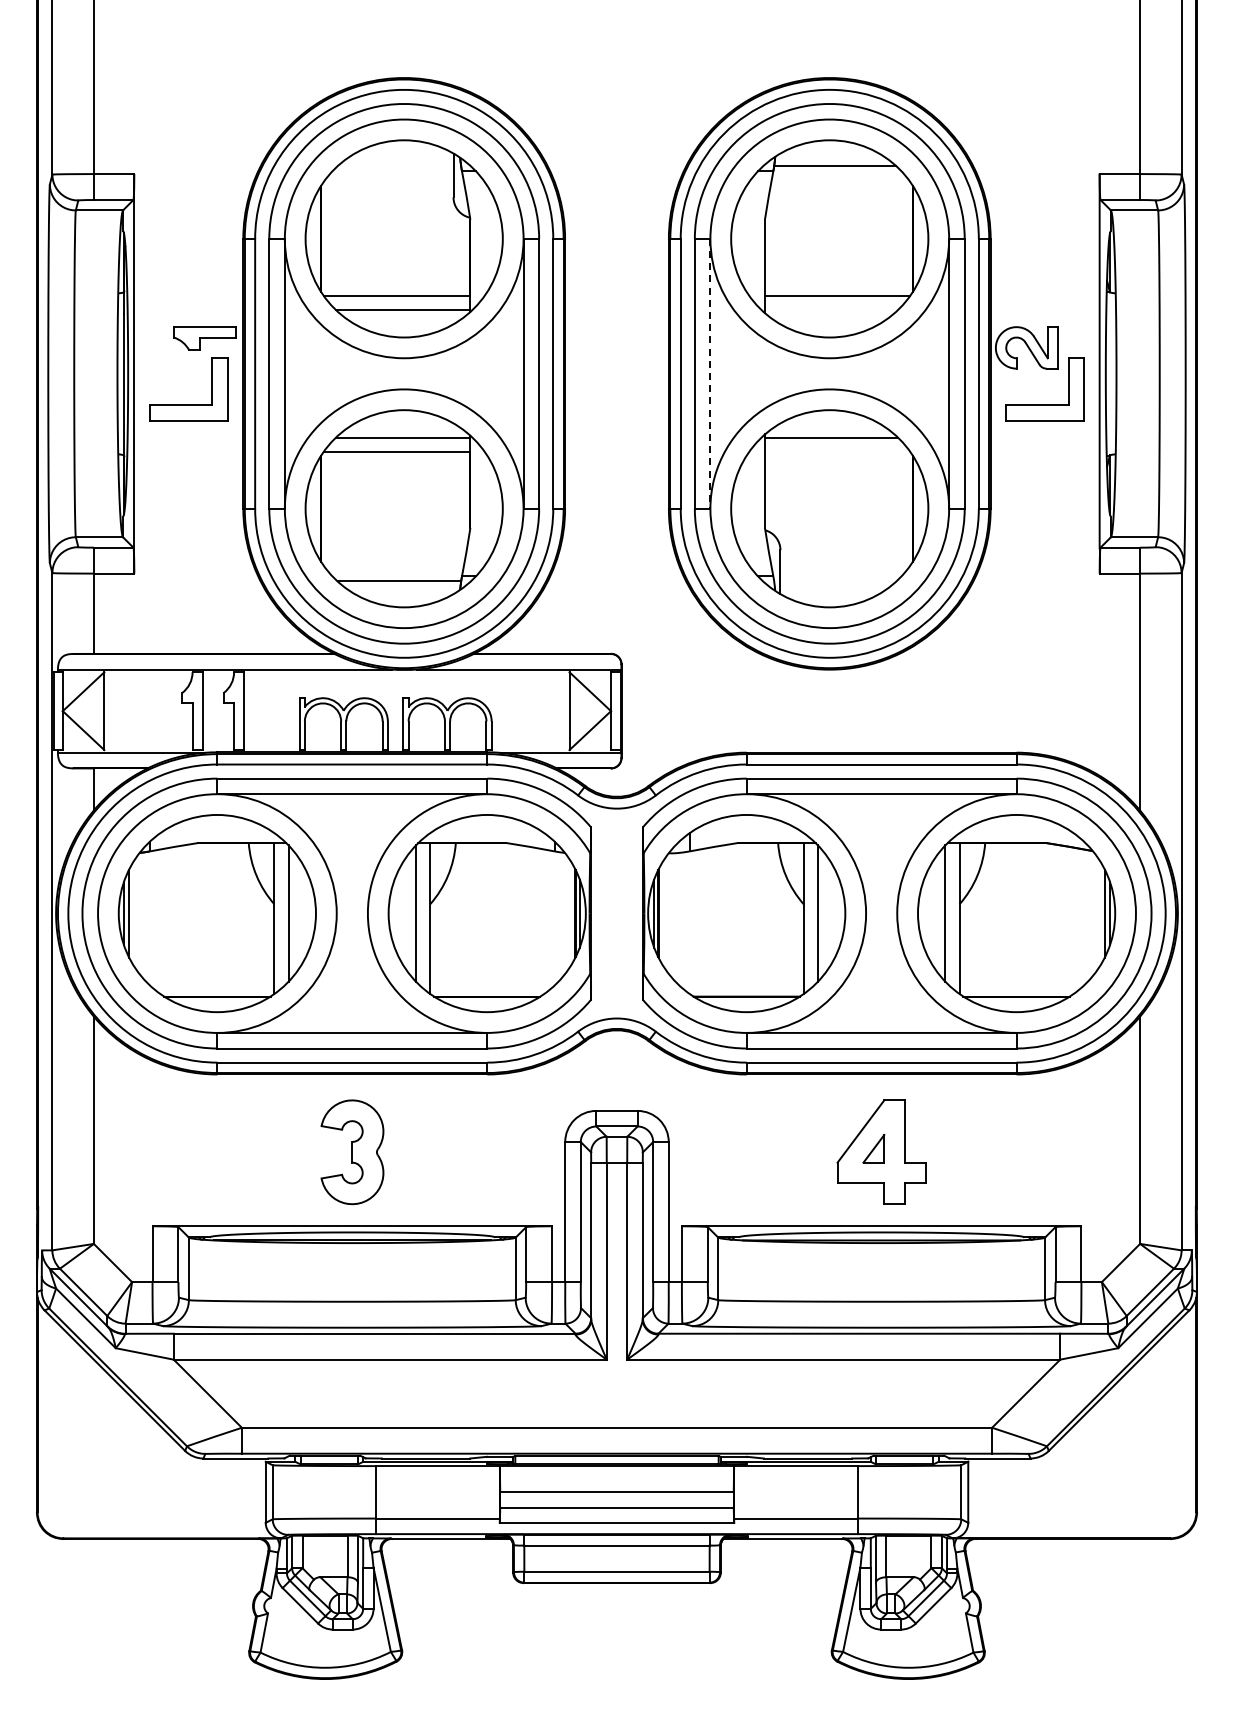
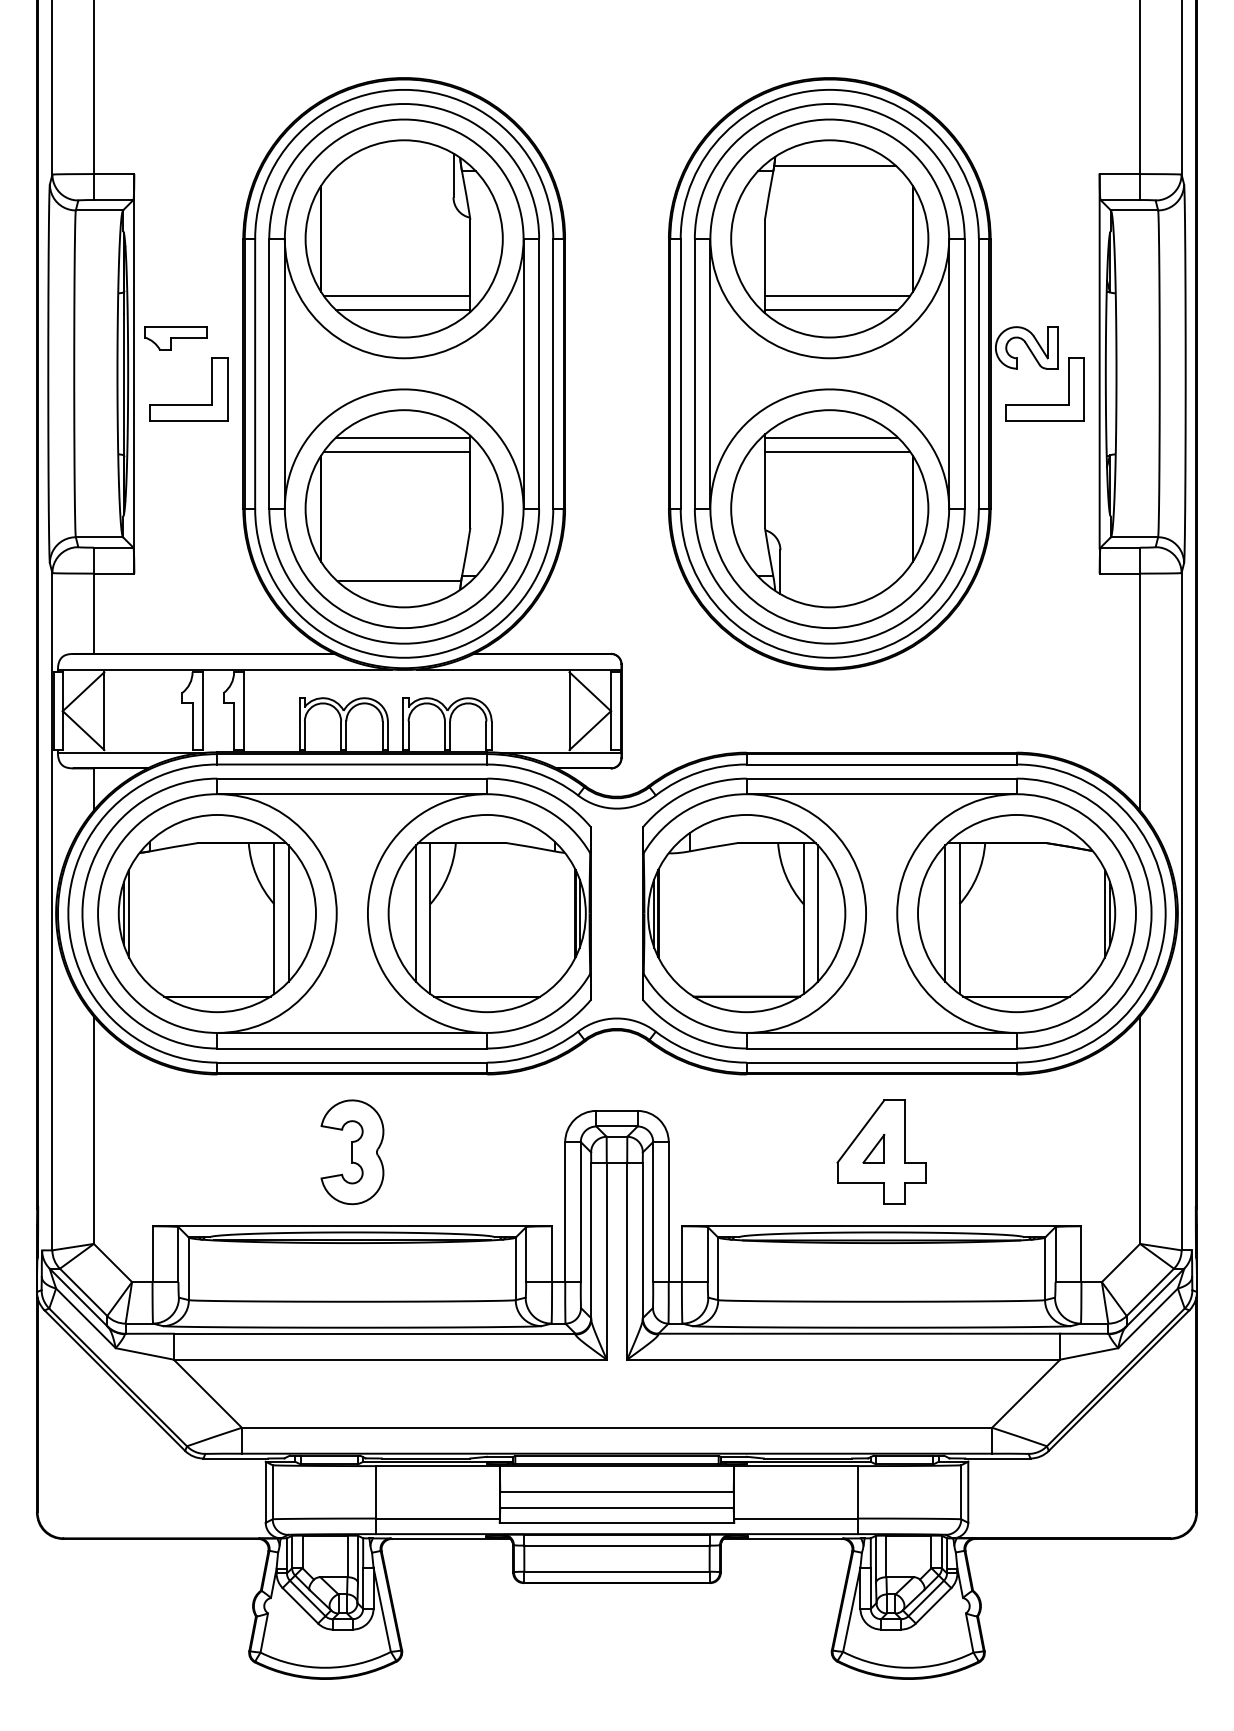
line: none -> present (831, 310)
part position: (204, 338) -> (175, 338) (175, 338)
line: dashed -> solid (710, 373)
line: none -> present (837, 451)
